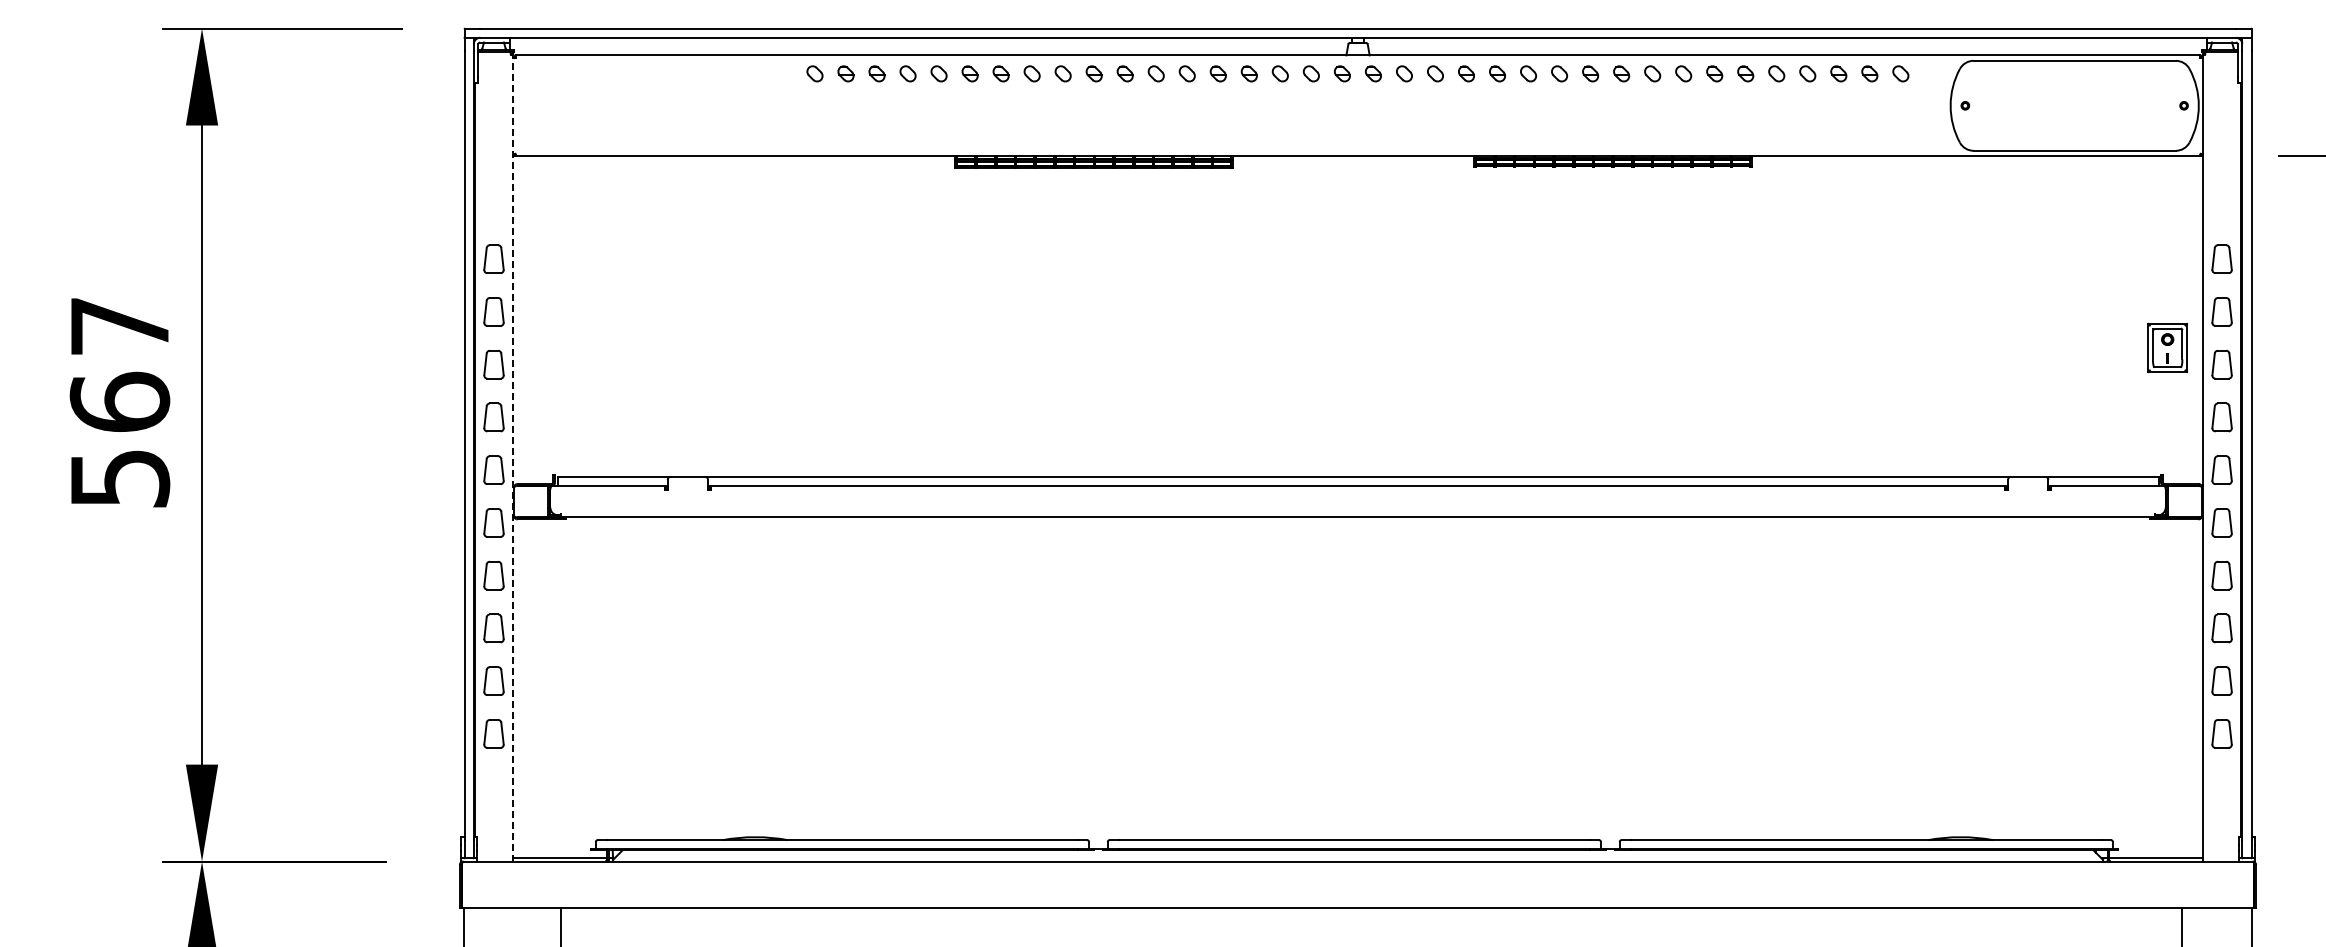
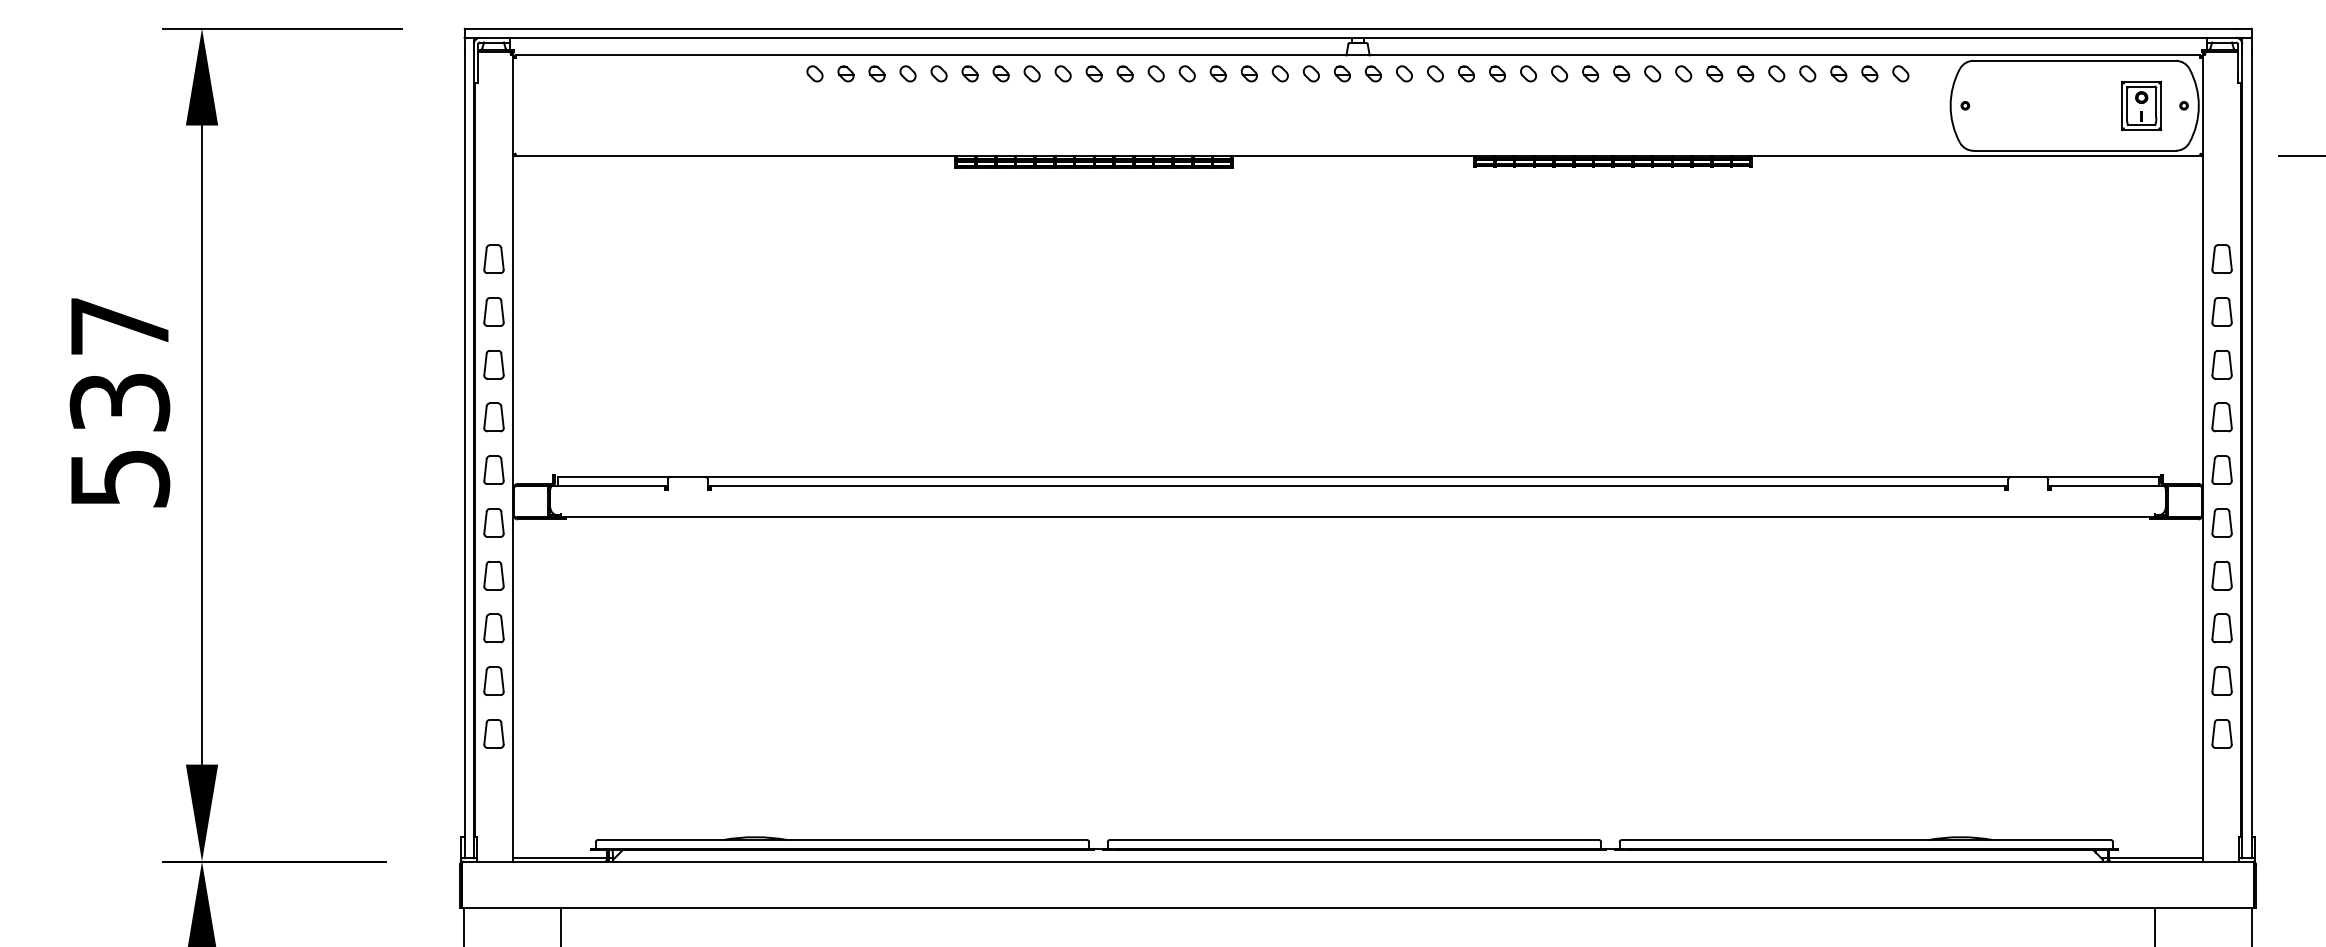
part position: (2167, 347) -> (2141, 105) (2141, 105)
text: 567 -> 537 (119, 401)
line: dashed -> solid (513, 457)
line position: (2181, 925) -> (2154, 925) (2154, 925)
